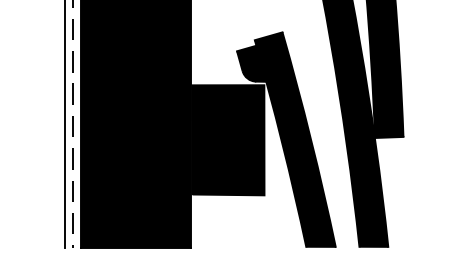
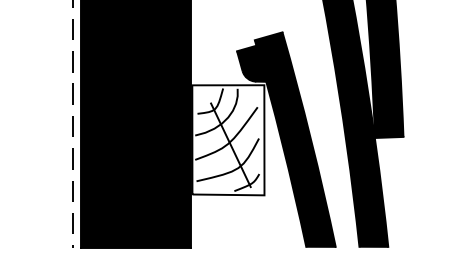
line: present -> none (64, 124)
fill: present -> none (228, 140)
